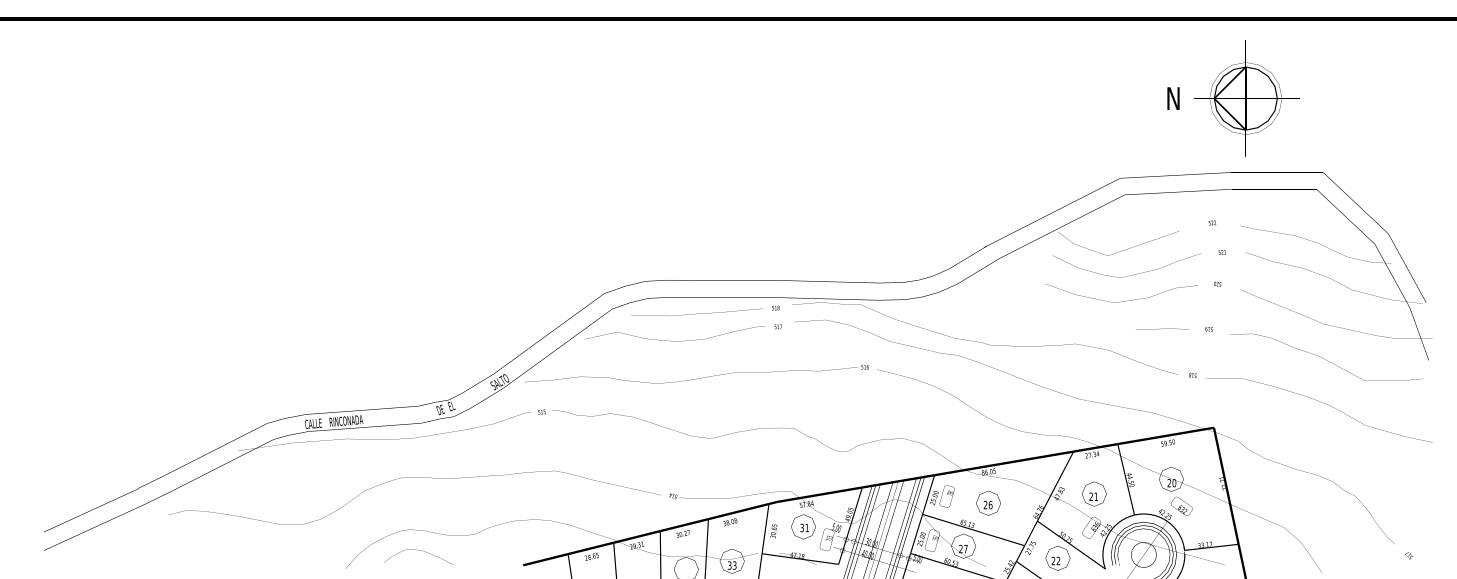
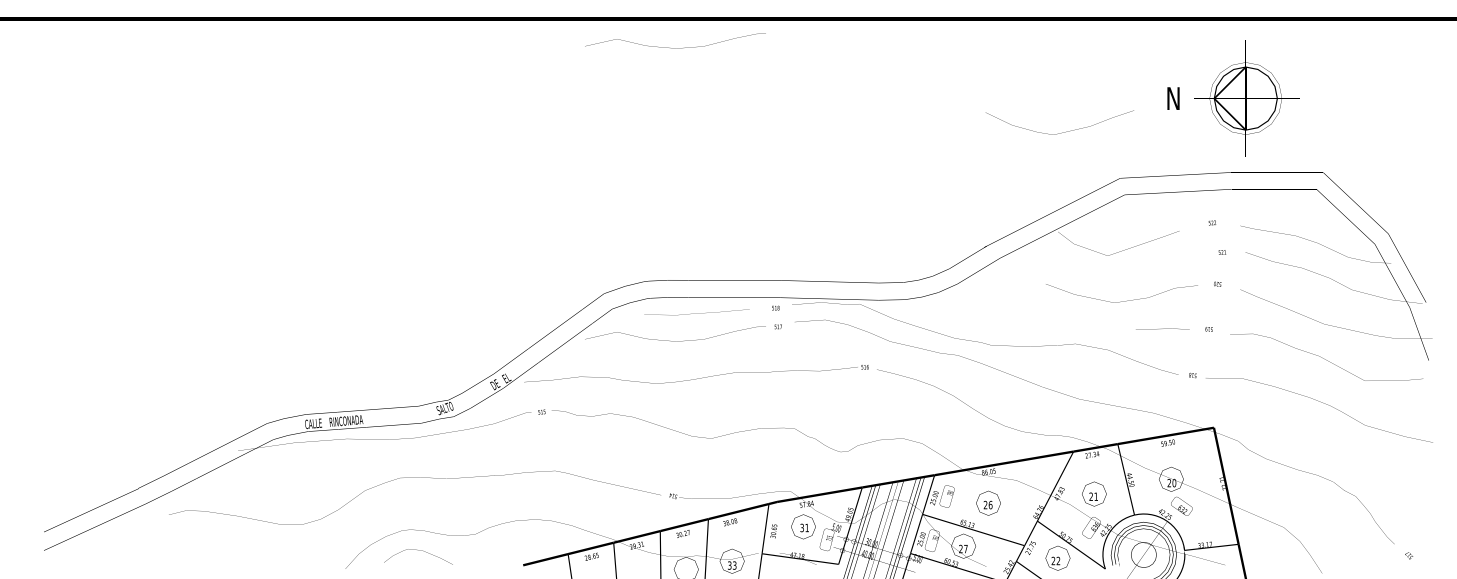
part: none -> present (675, 48)
part position: (1129, 275) -> (1062, 132) (1062, 132)
part size: 132x8 px -> 106x7 px (696, 312)
text: SALTO -> DE   EL (500, 381)
text: DE   EL -> SALTO (445, 407)
